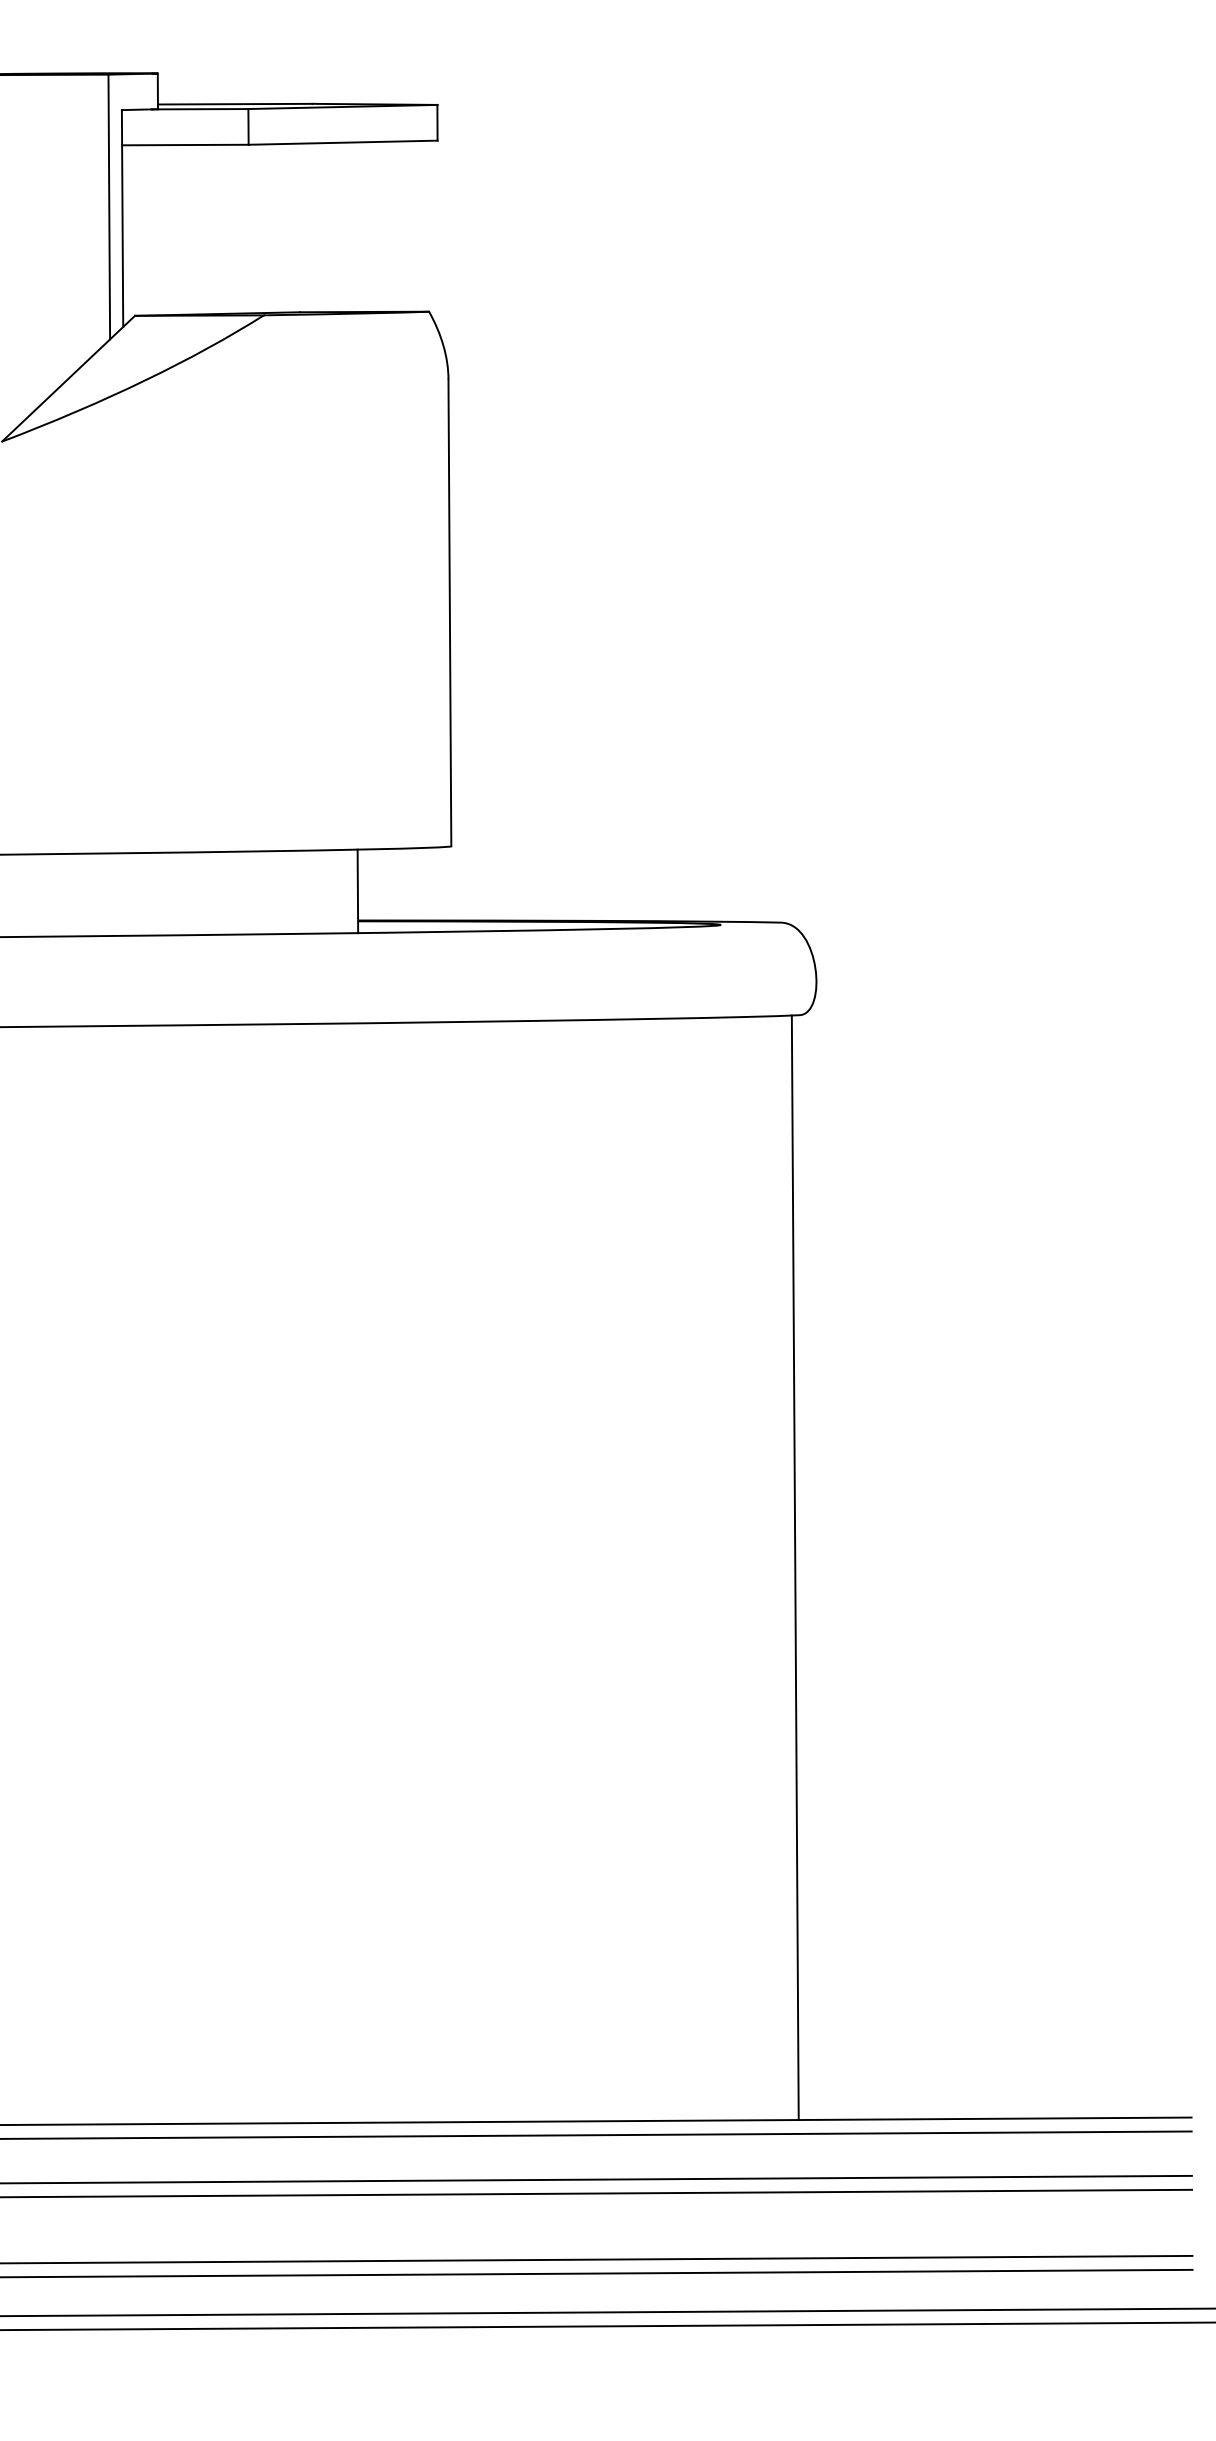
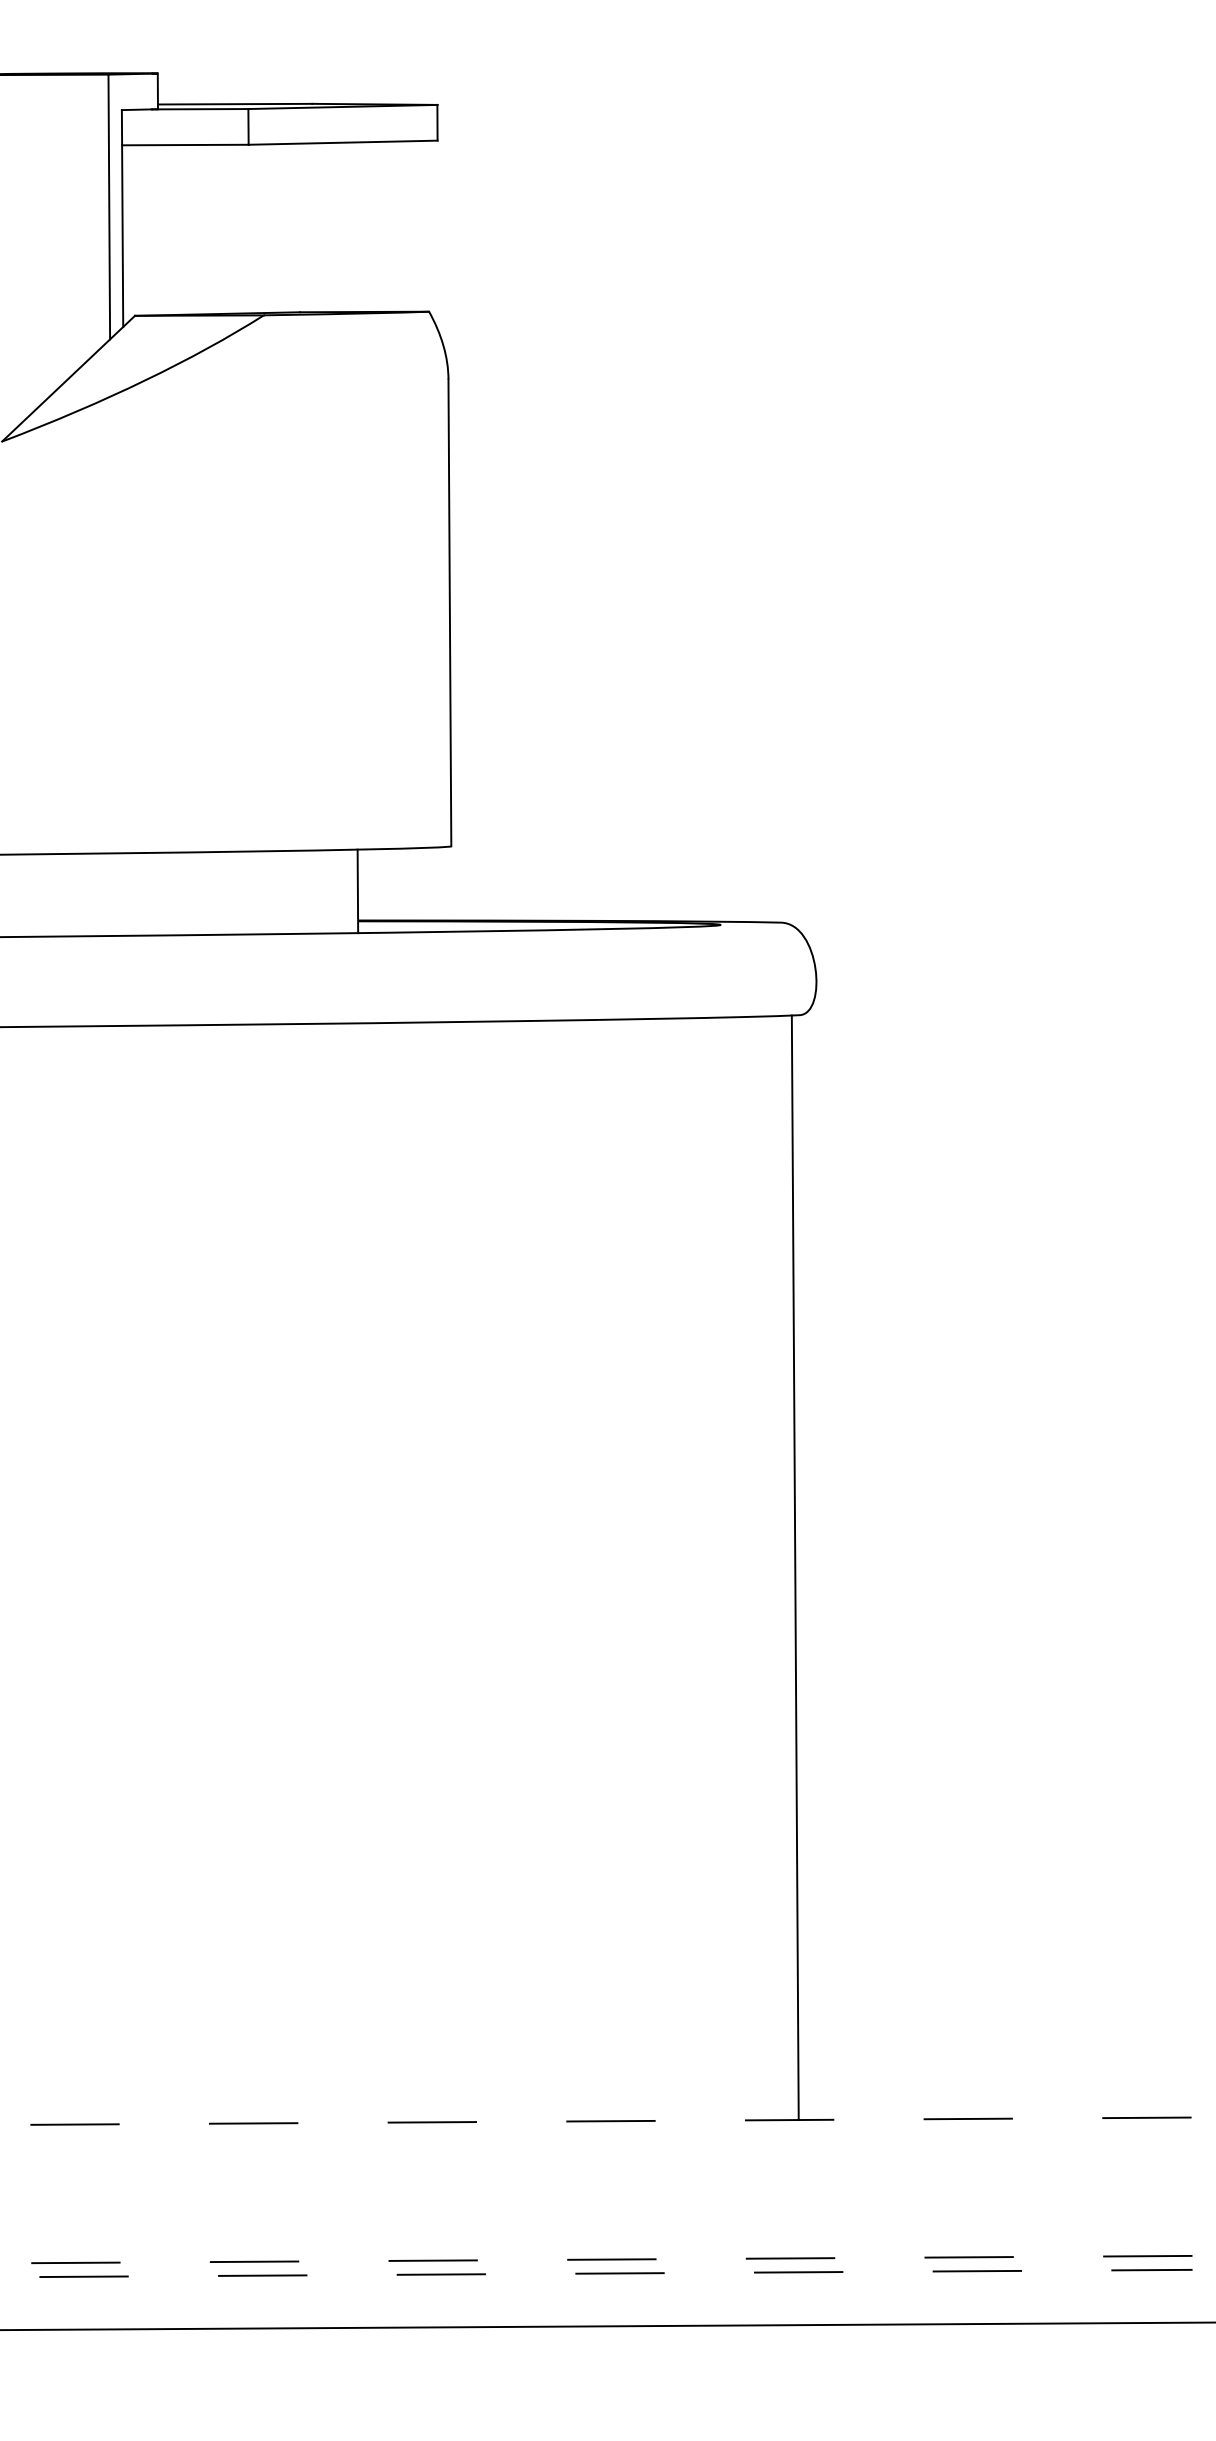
line: solid -> dashed (595, 2121)
line: present -> none (596, 2134)
line: present -> none (596, 2179)
line: present -> none (597, 2193)
line: solid -> dashed (596, 2259)
line: solid -> dashed (596, 2273)
line: present -> none (607, 2312)
